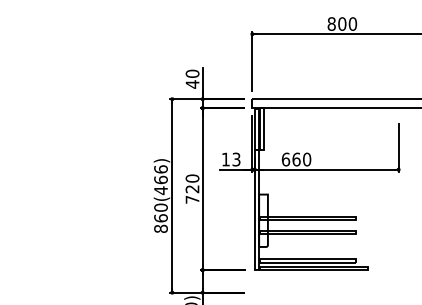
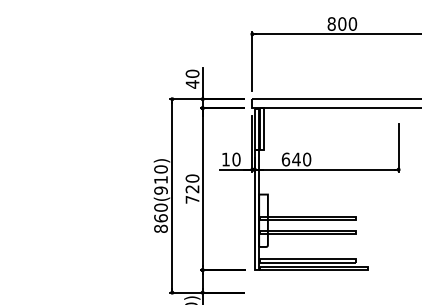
text: 13 -> 10 (236, 159)
text: 660 -> 640 (296, 159)
text: 860(466) -> 860(910) (160, 180)
